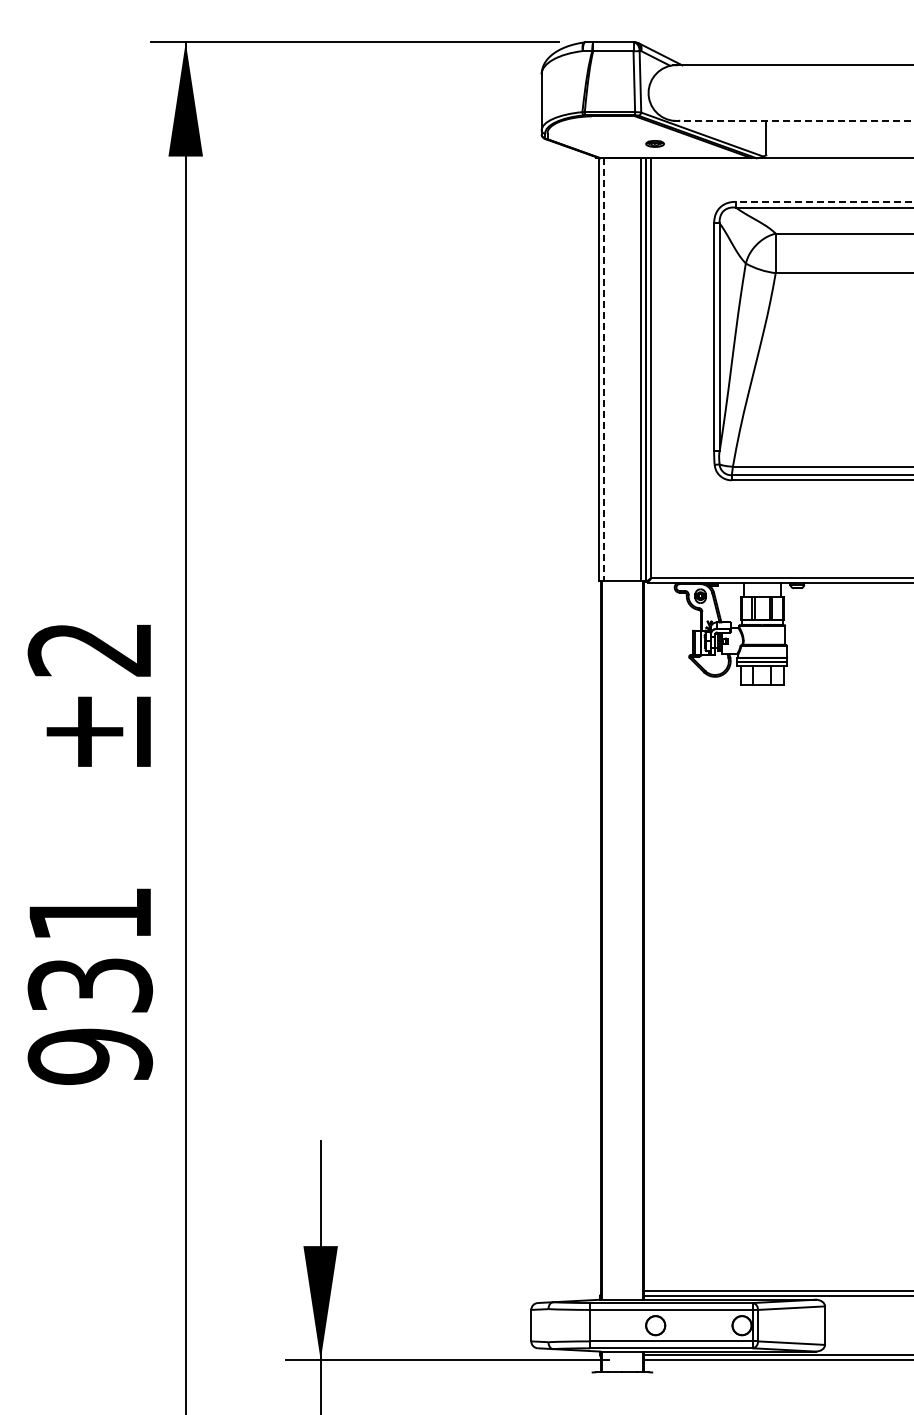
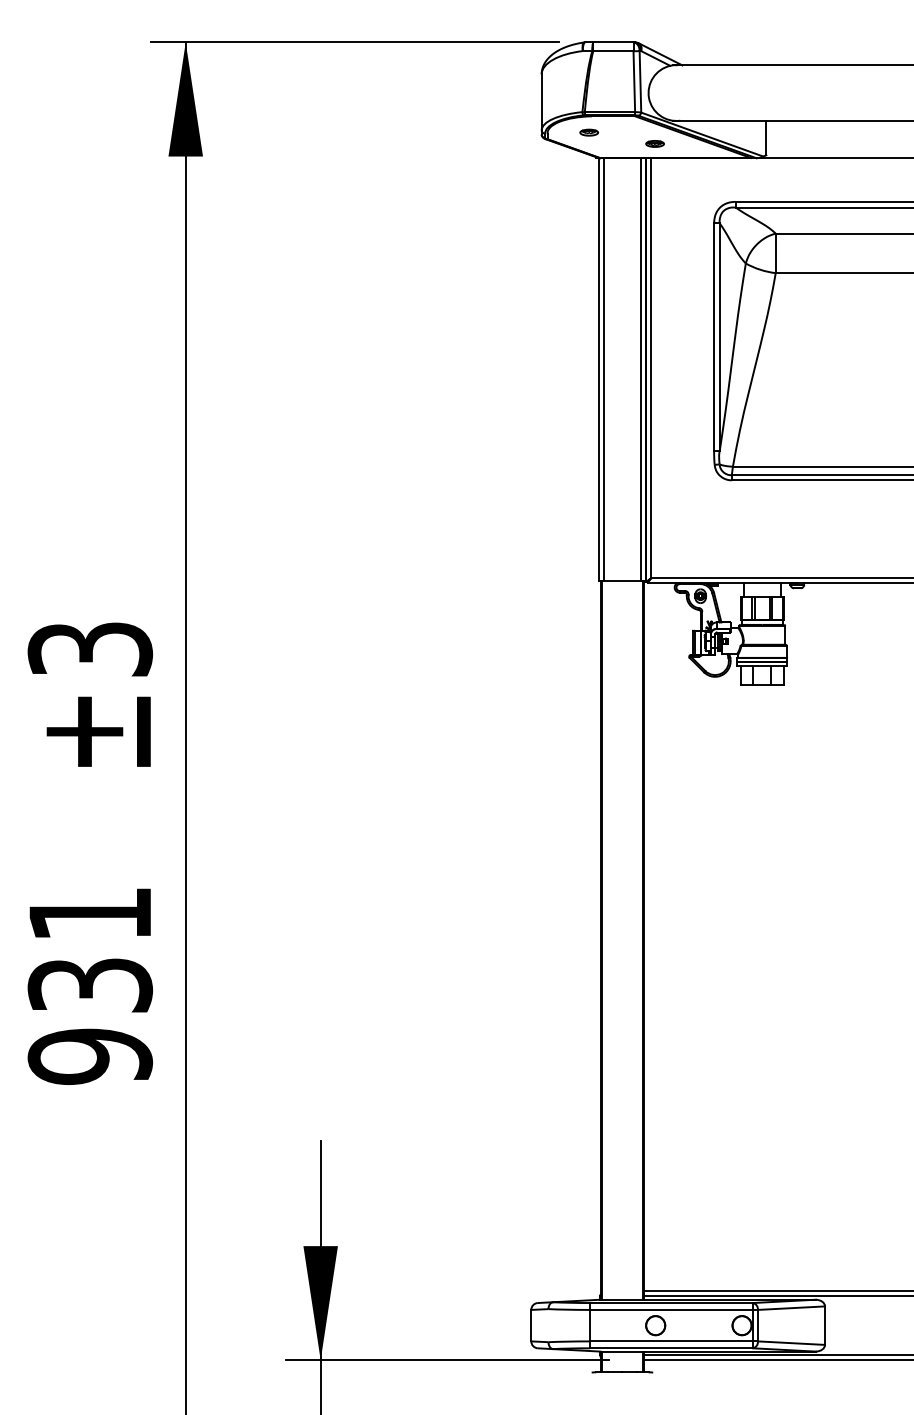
line: dashed -> solid (793, 120)
part: none -> present (589, 132)
line: dashed -> solid (824, 201)
line: dashed -> solid (603, 369)
text: ±2 -> ±3 (90, 649)
